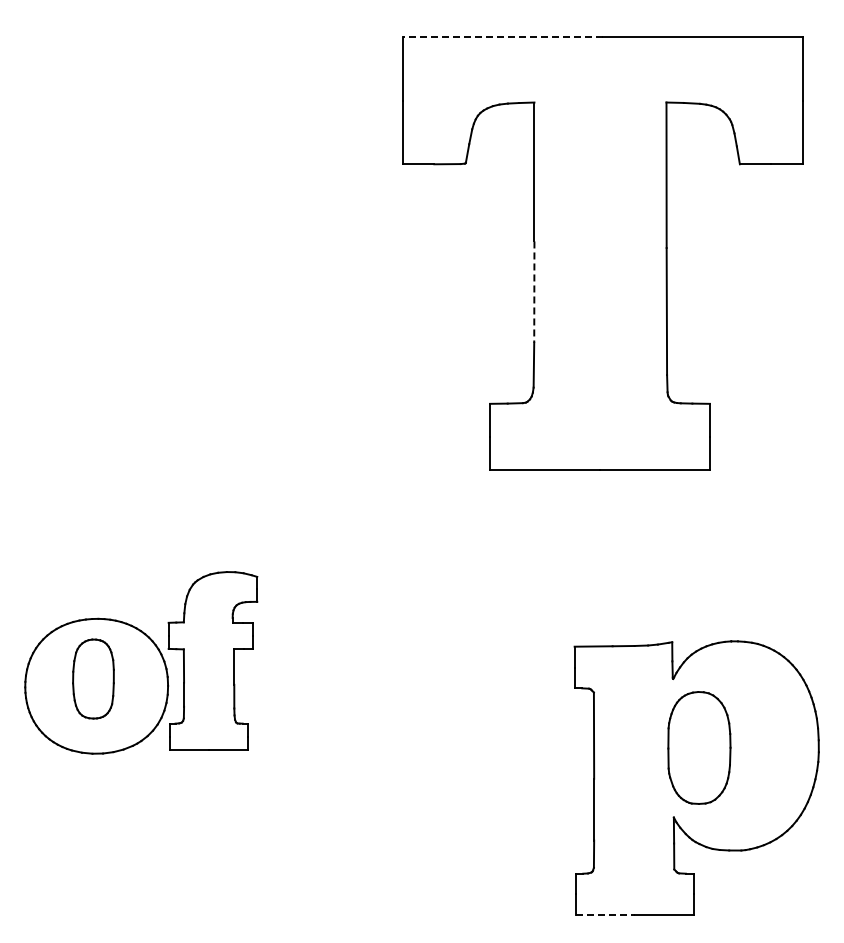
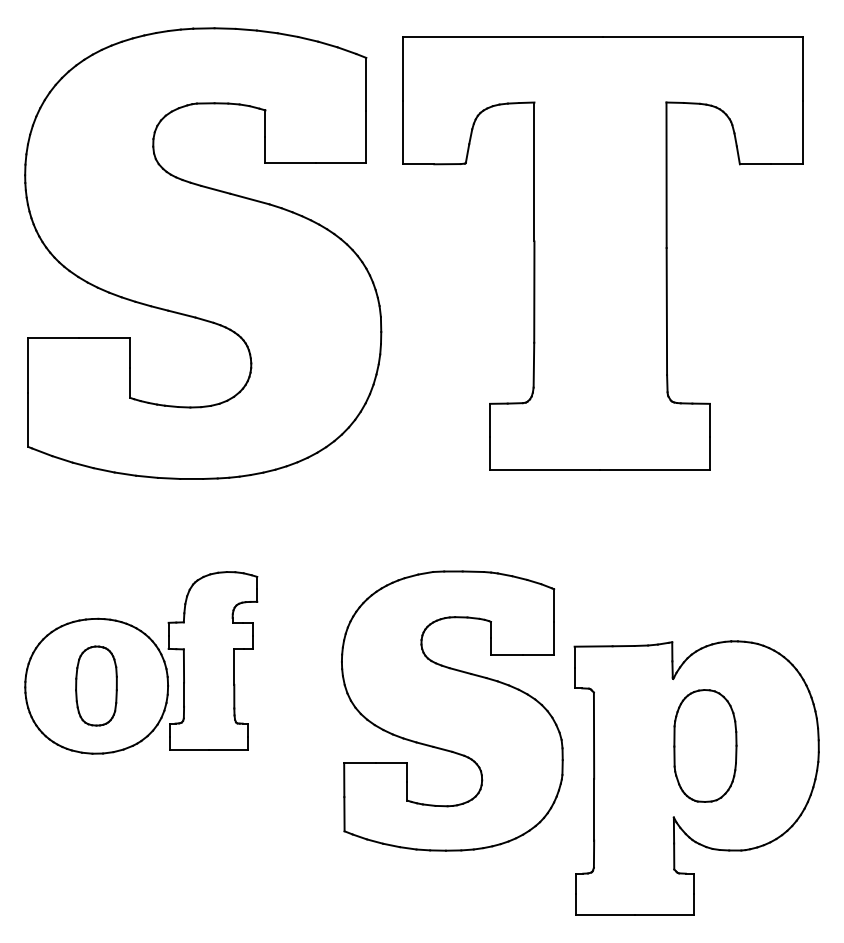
line: dashed -> solid (503, 37)
part: none -> present (203, 253)
line: dashed -> solid (534, 292)
part position: (93, 678) -> (96, 685) (96, 685)
part: none -> present (452, 710)
part position: (699, 747) -> (705, 745) (705, 745)
line: dashed -> solid (606, 914)
